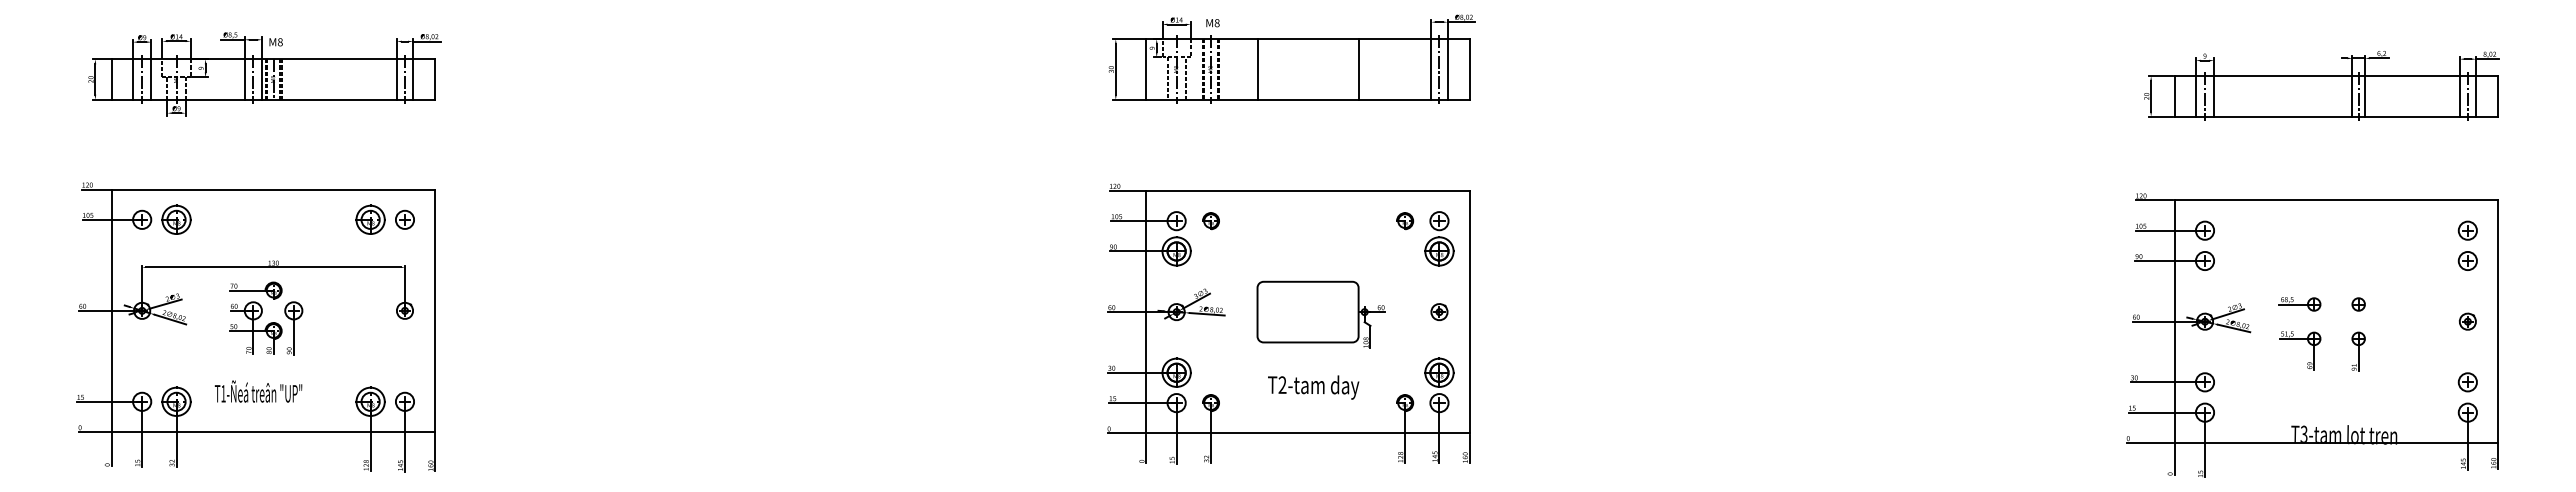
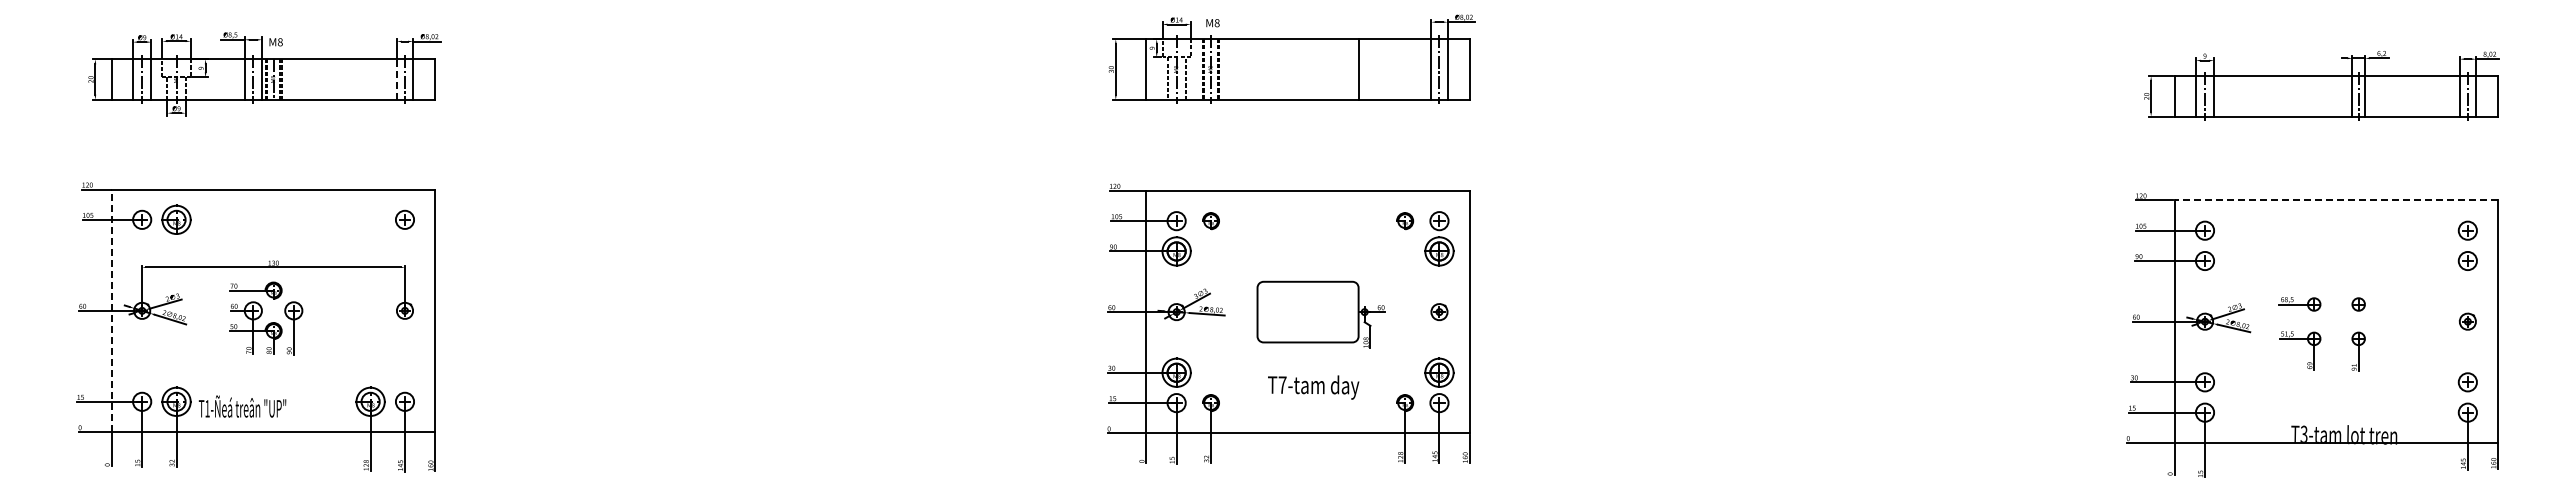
line: present -> none (1257, 69)
line: solid -> dashed (396, 79)
line: solid -> dashed (2336, 200)
part: present -> none (370, 219)
line: solid -> dashed (111, 310)
text: T2-tam -> T7-tam (1282, 384)
text position: (258, 391) -> (242, 406) (242, 406)
